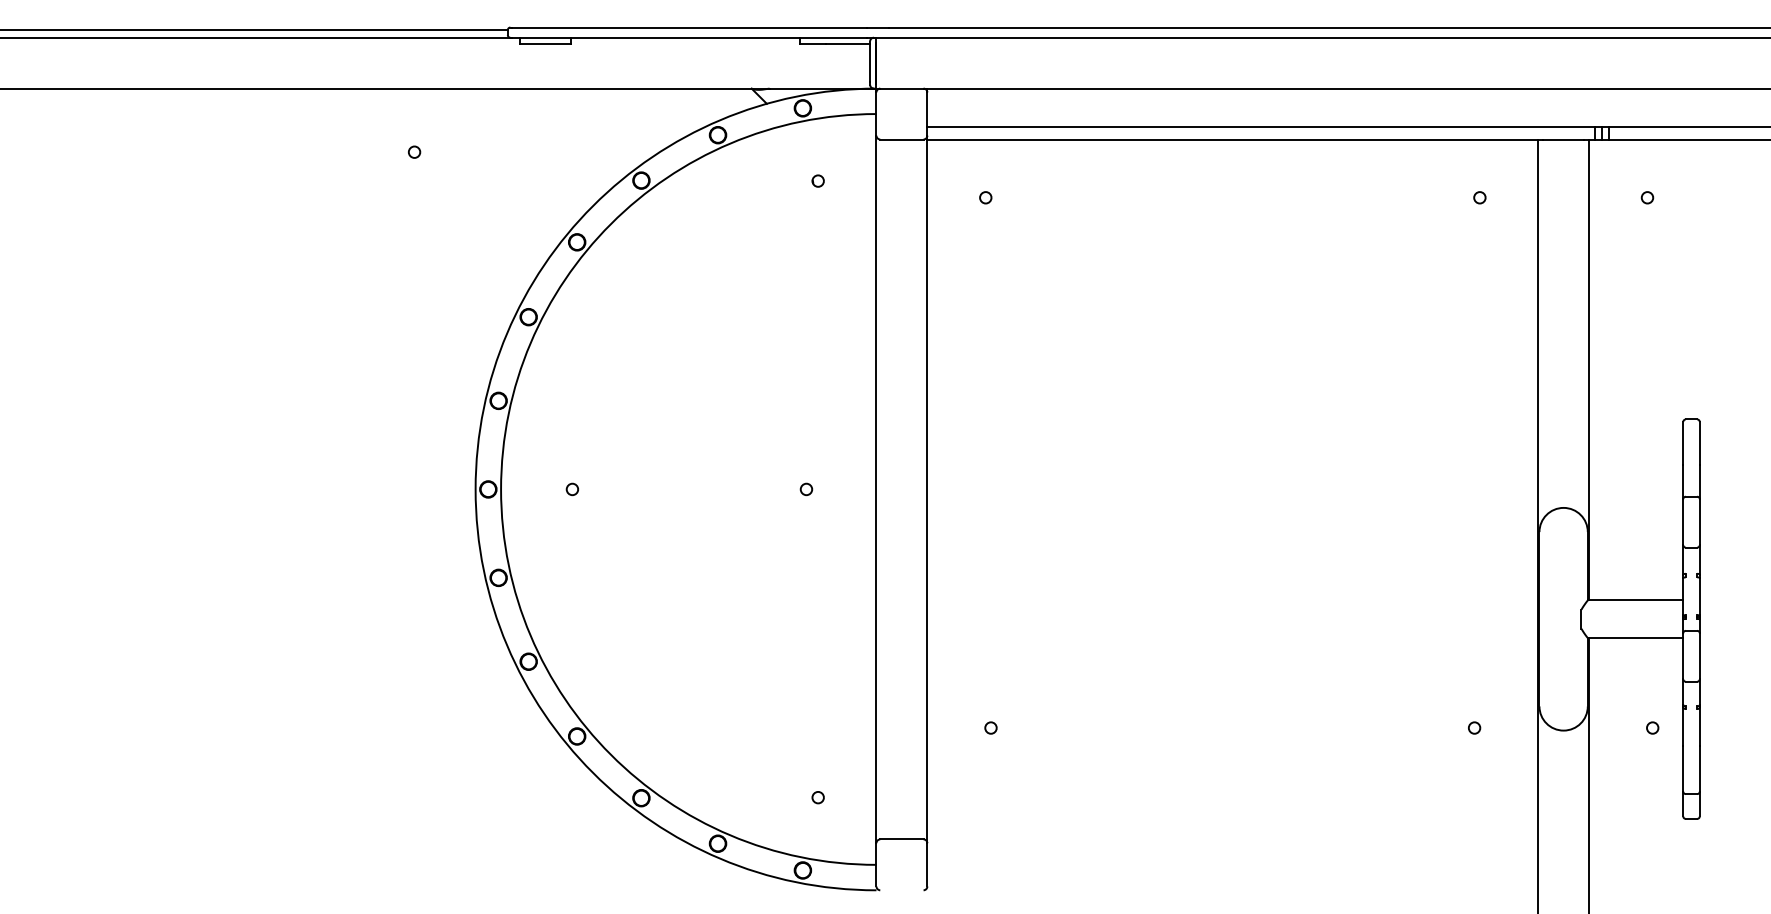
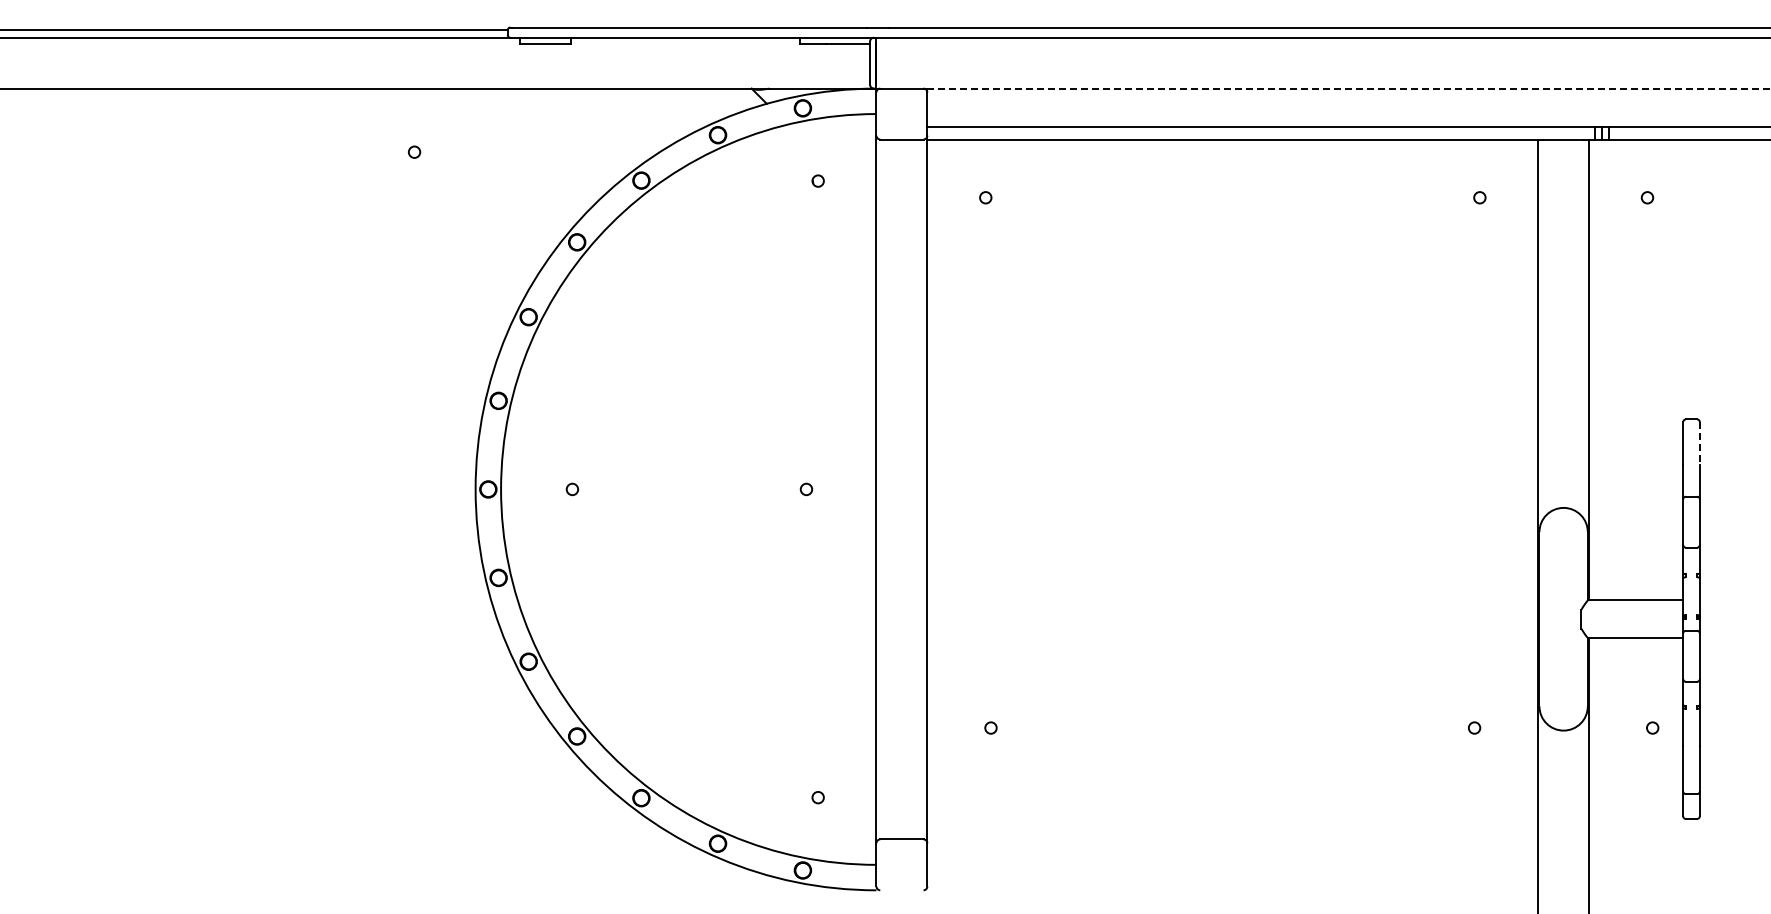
line: solid -> dashed (1349, 88)
line: solid -> dashed (1699, 443)
